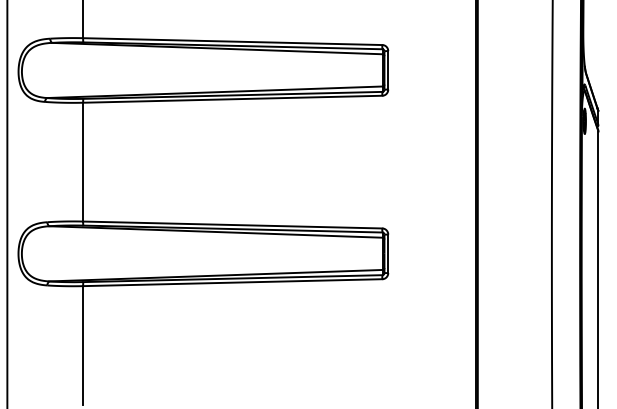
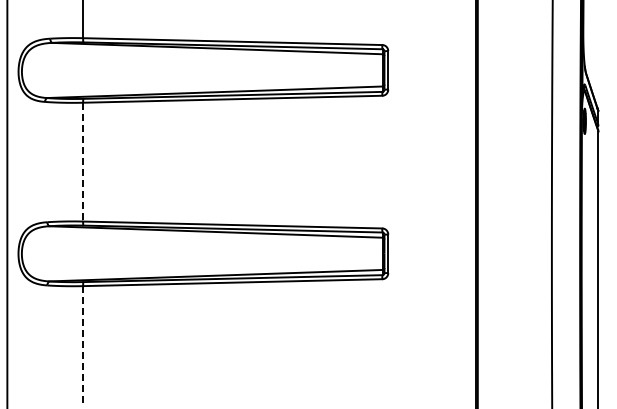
line: solid -> dashed (83, 162)
line: solid -> dashed (83, 346)
